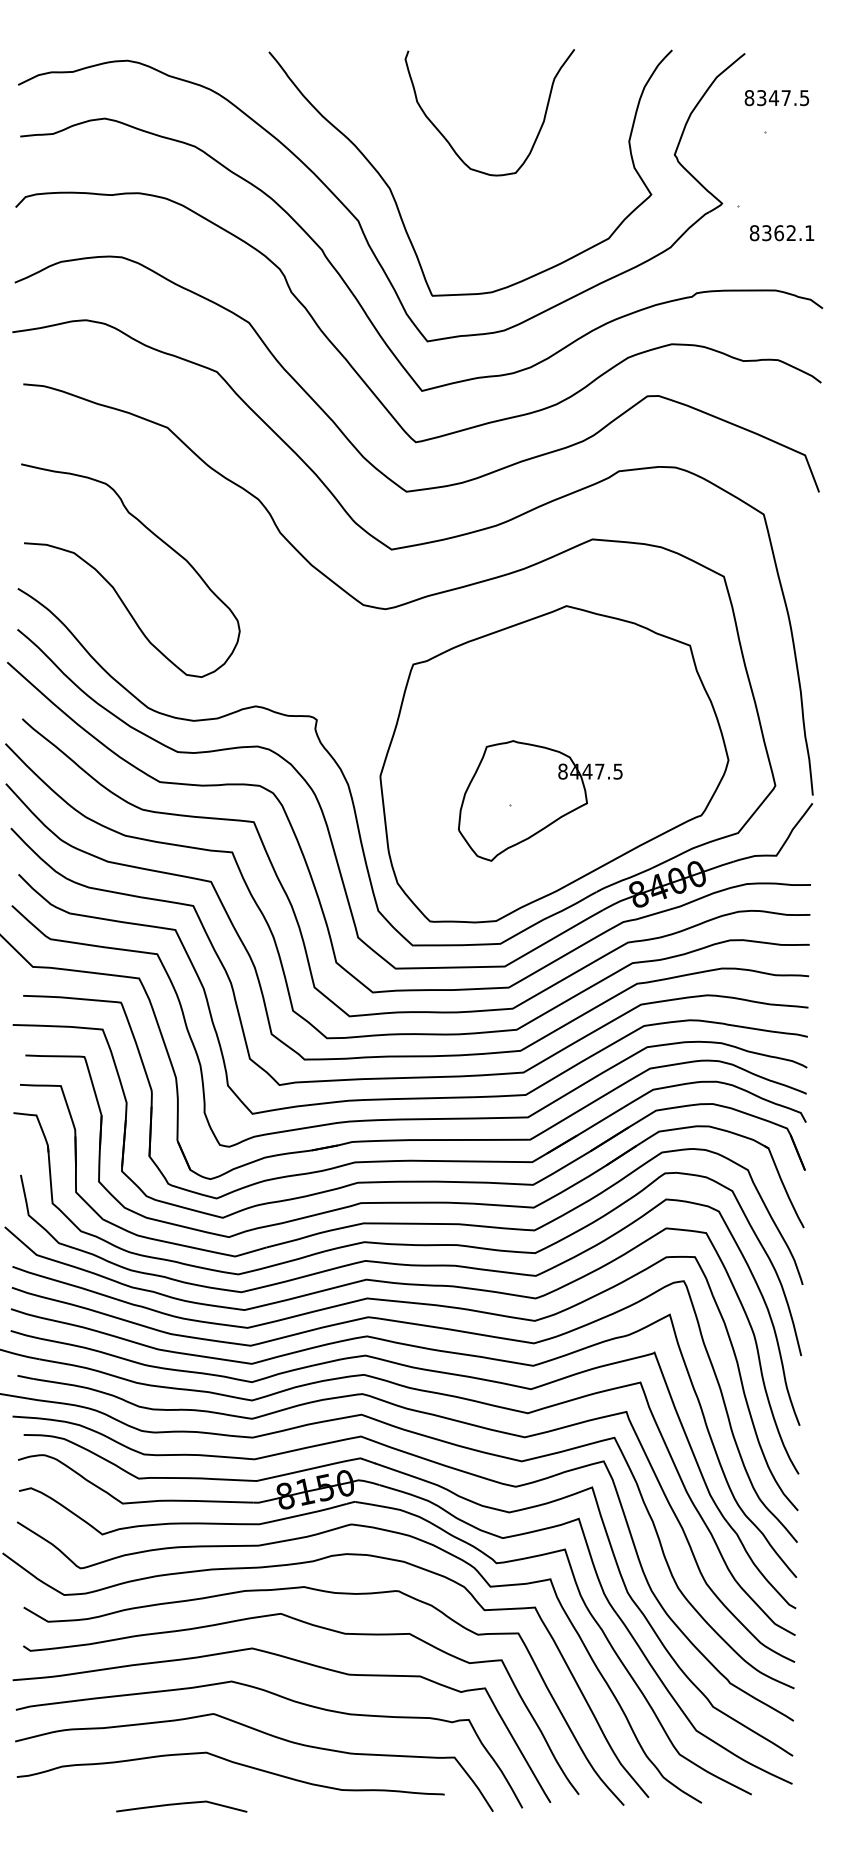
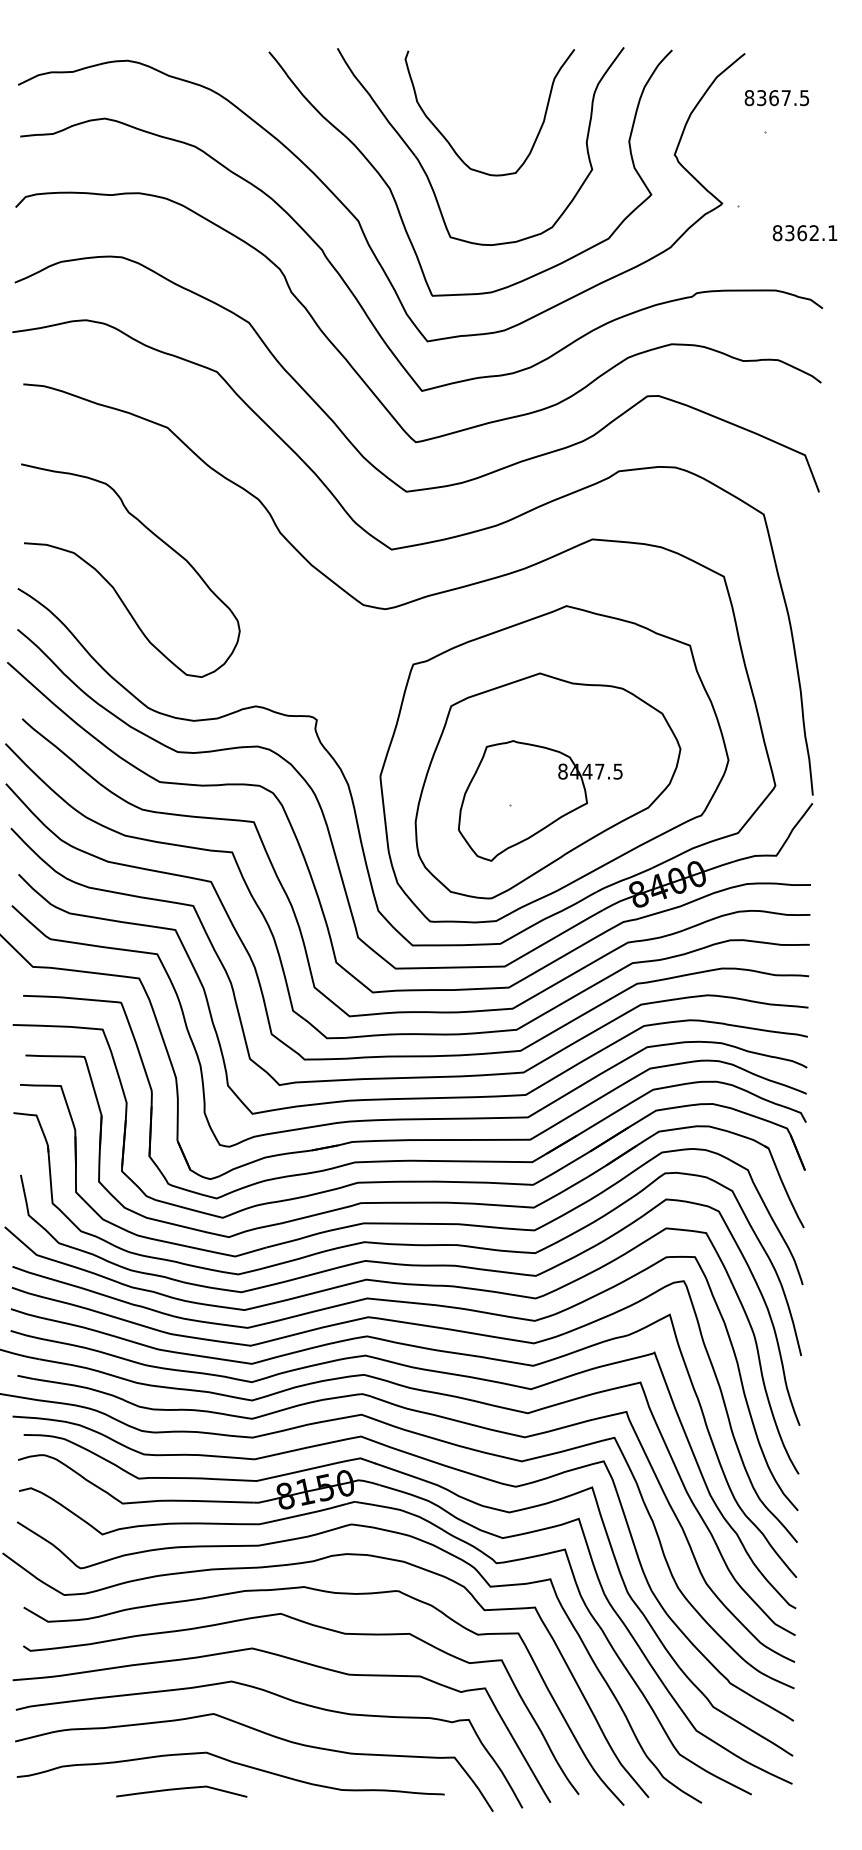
text: 8347.5 -> 8367.5 (773, 98)
part: none -> present (426, 172)
text position: (781, 233) -> (804, 233) (804, 233)
part: none -> present (547, 785)
curve position: (181, 1804) -> (181, 1789) (181, 1789)
